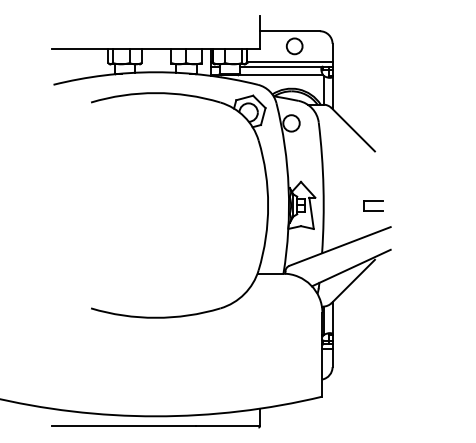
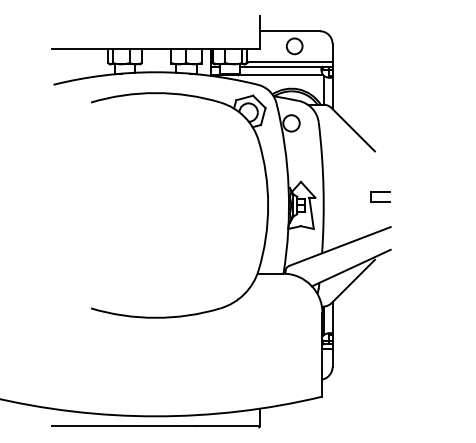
part position: (373, 205) -> (380, 196) (380, 196)
